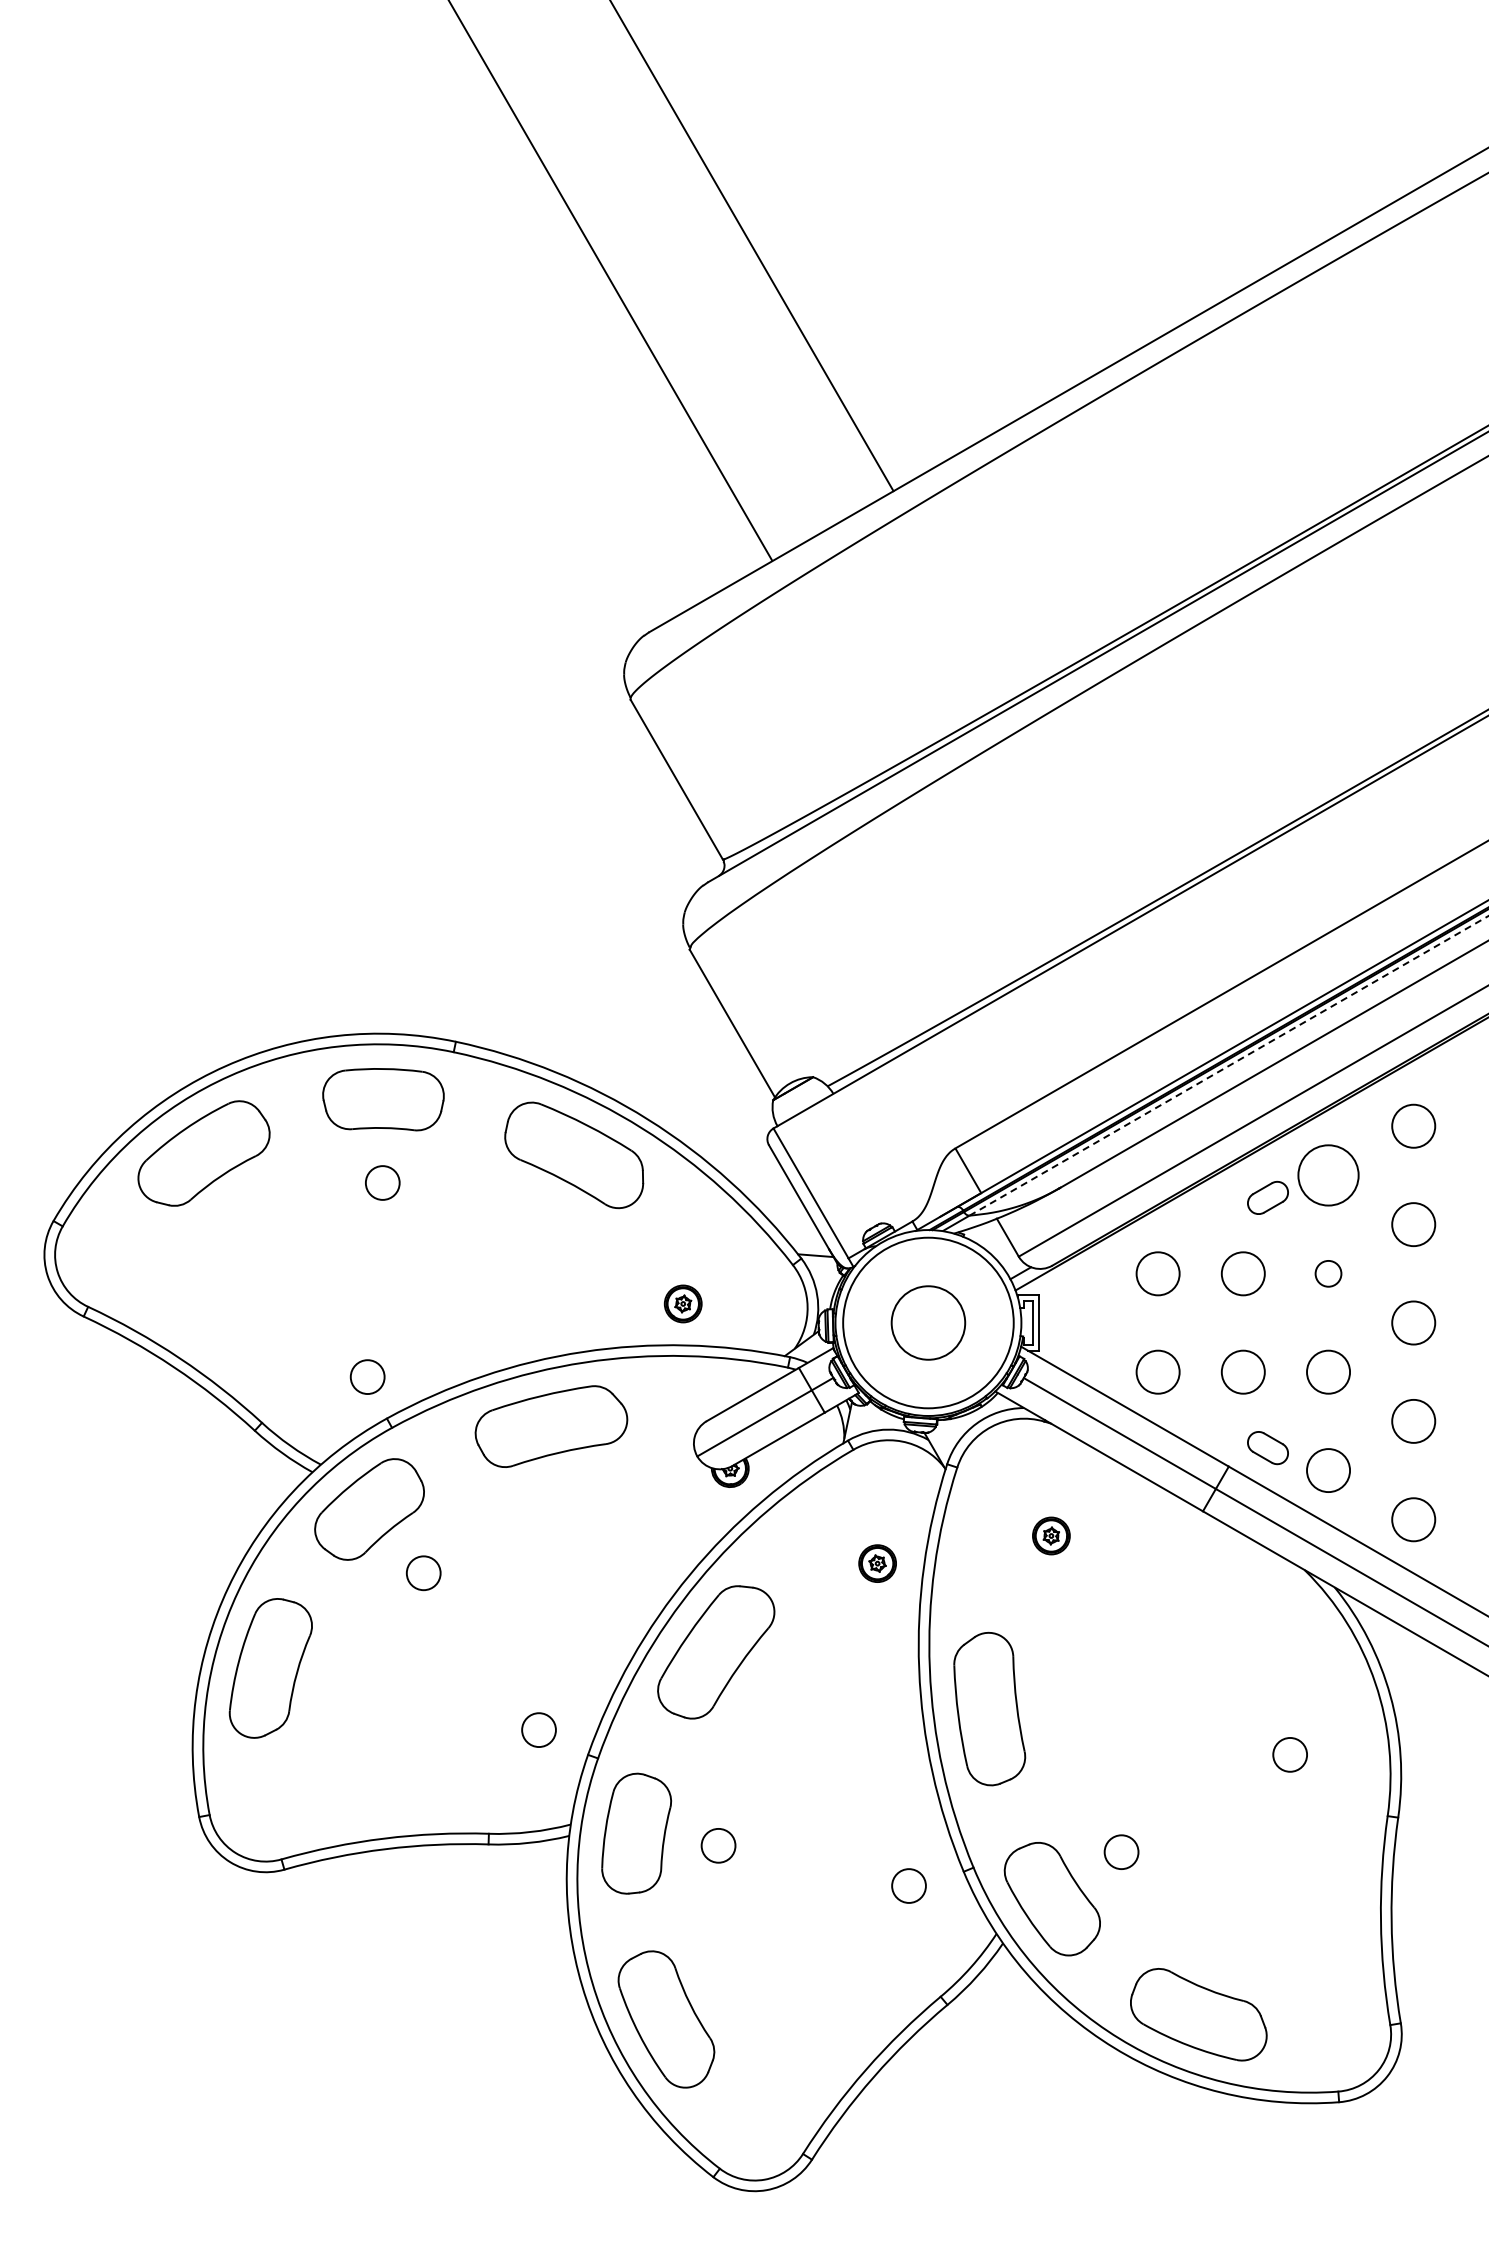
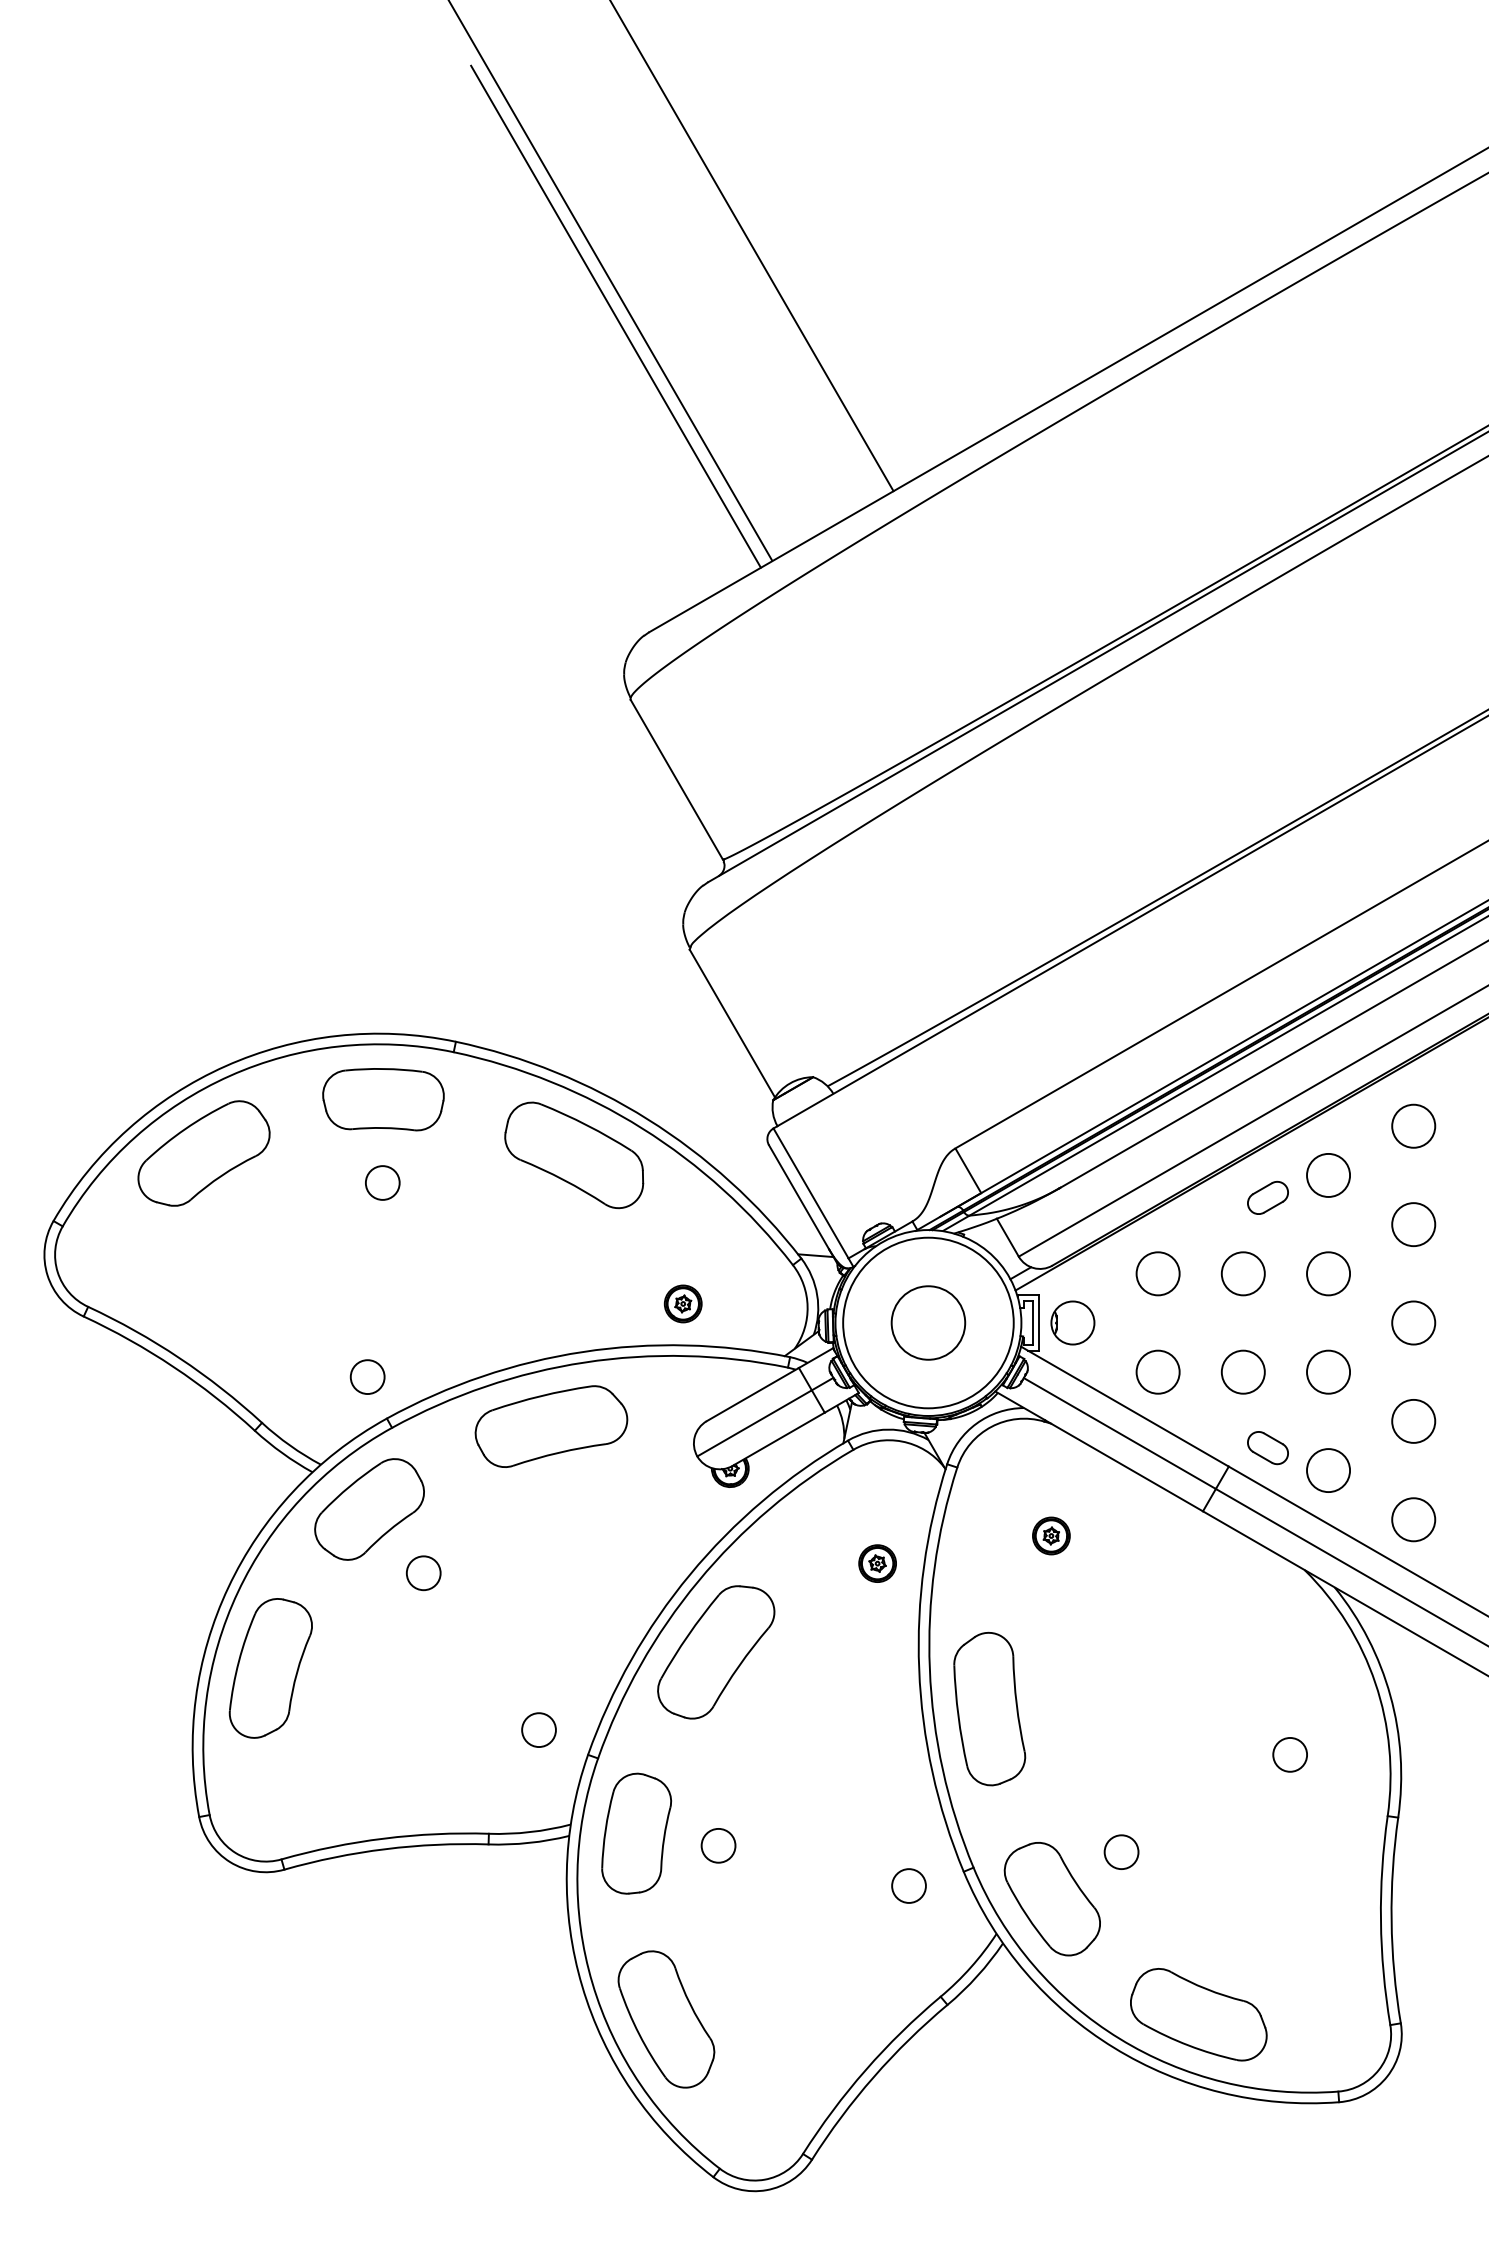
line: none -> present (615, 316)
line: dashed -> solid (1229, 1065)
circle size: 63x63 px -> 45x45 px (1328, 1175)
circle diameter: 26 px -> 43 px (1328, 1273)
part: none -> present (1072, 1322)
